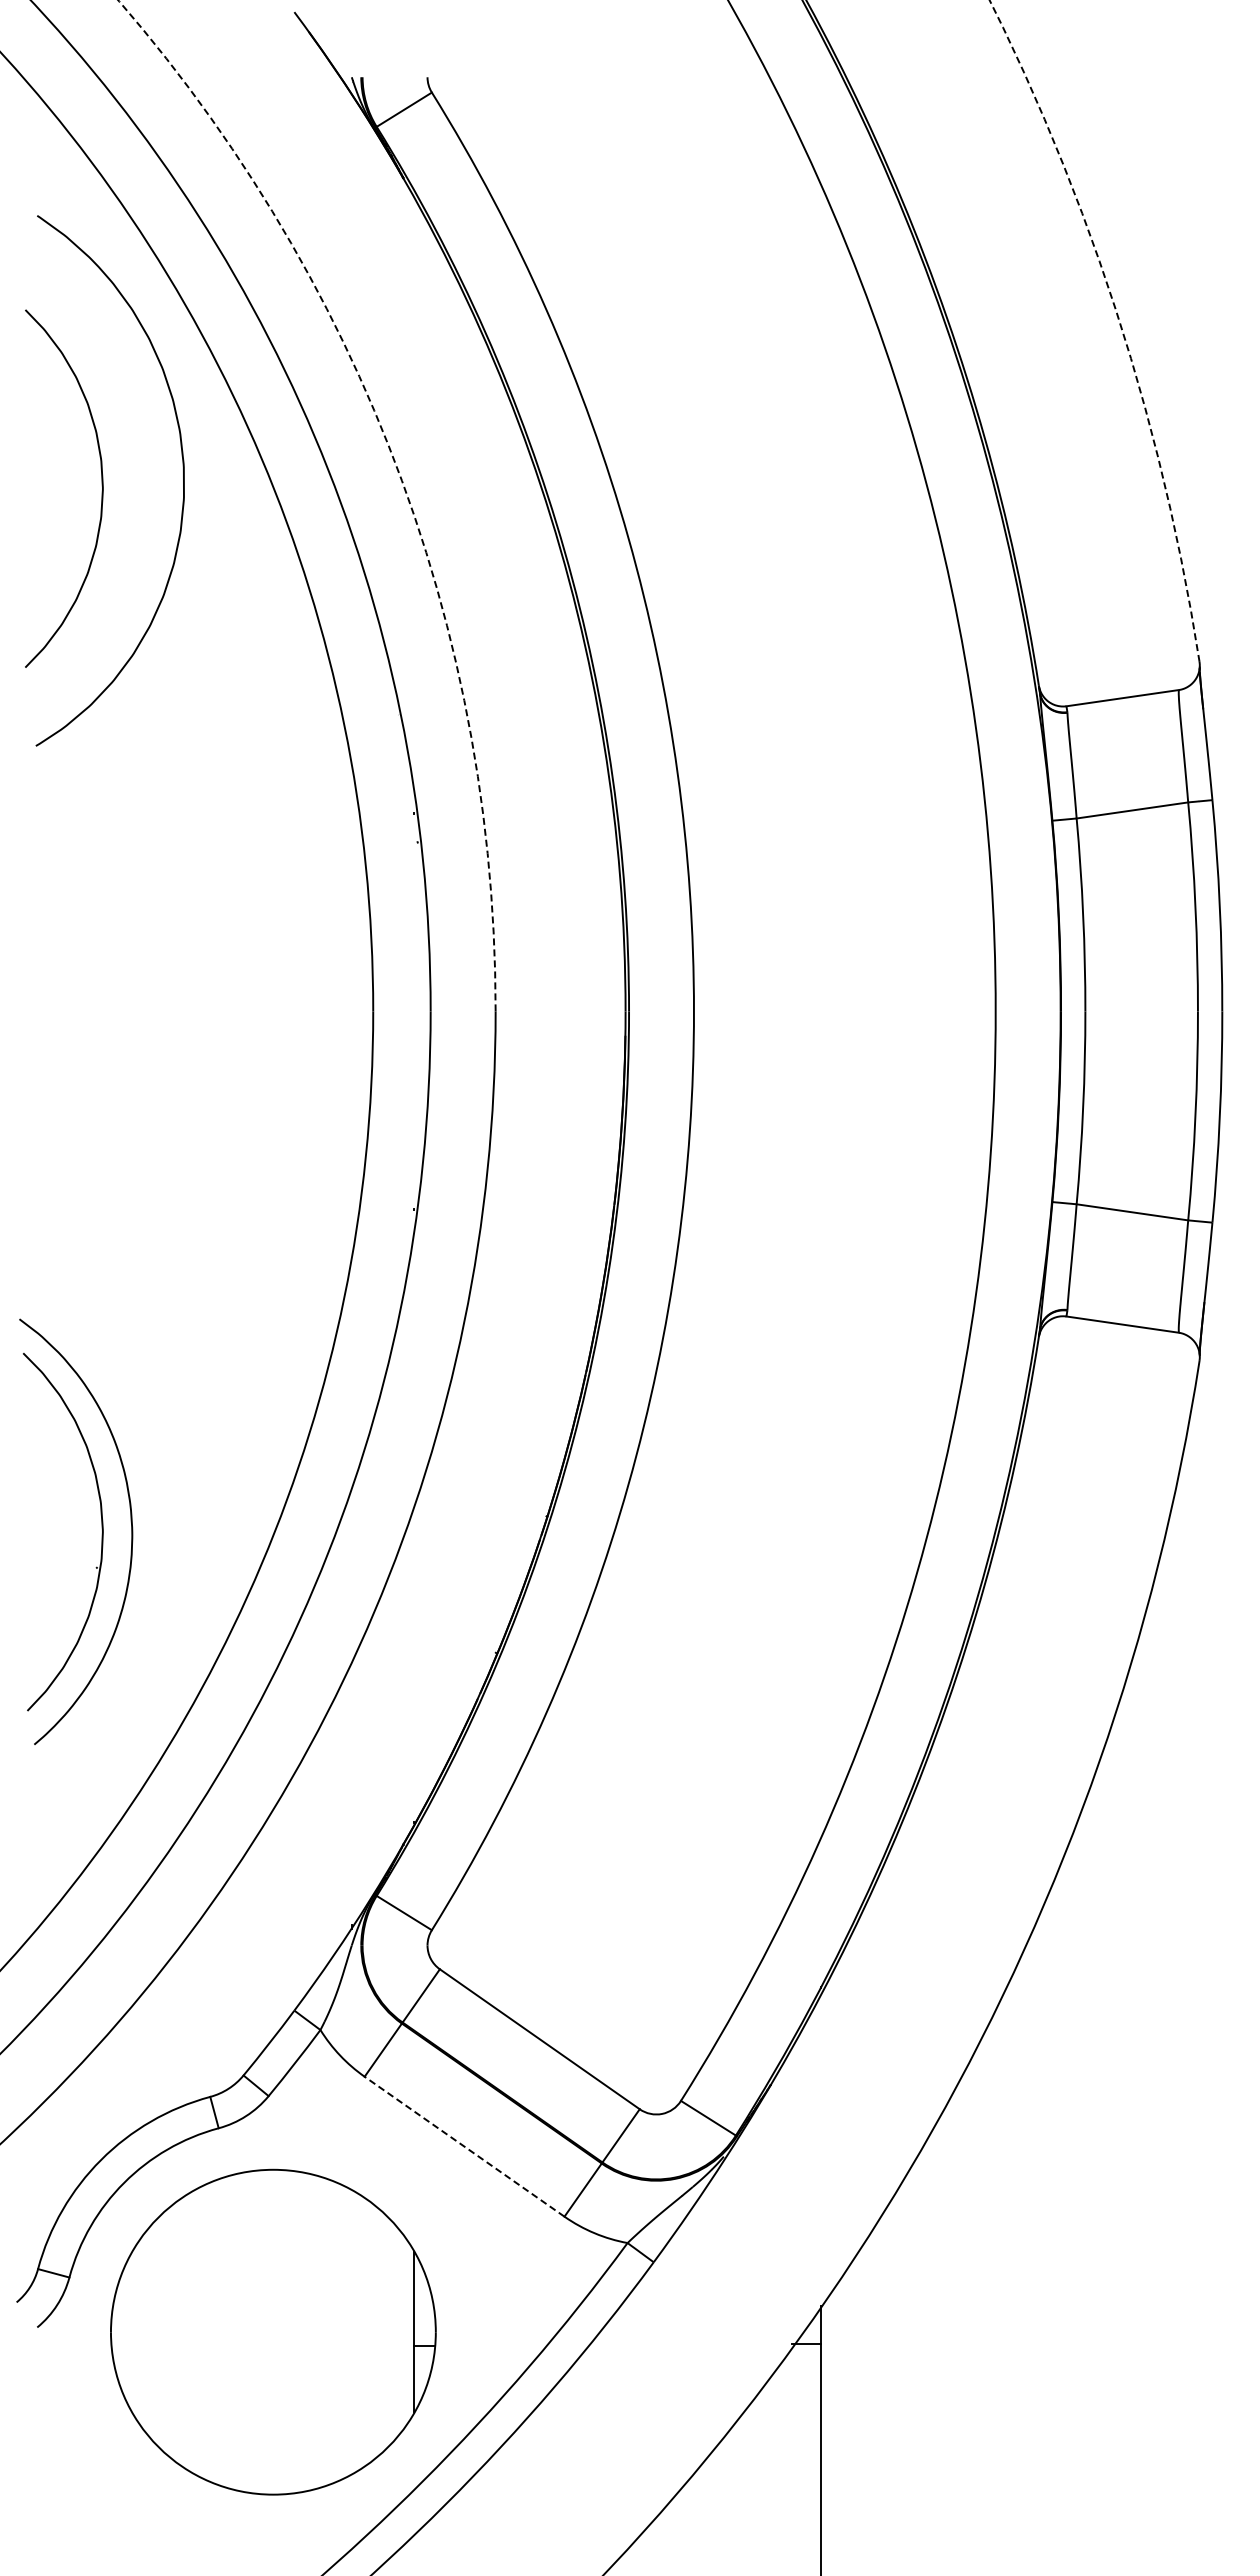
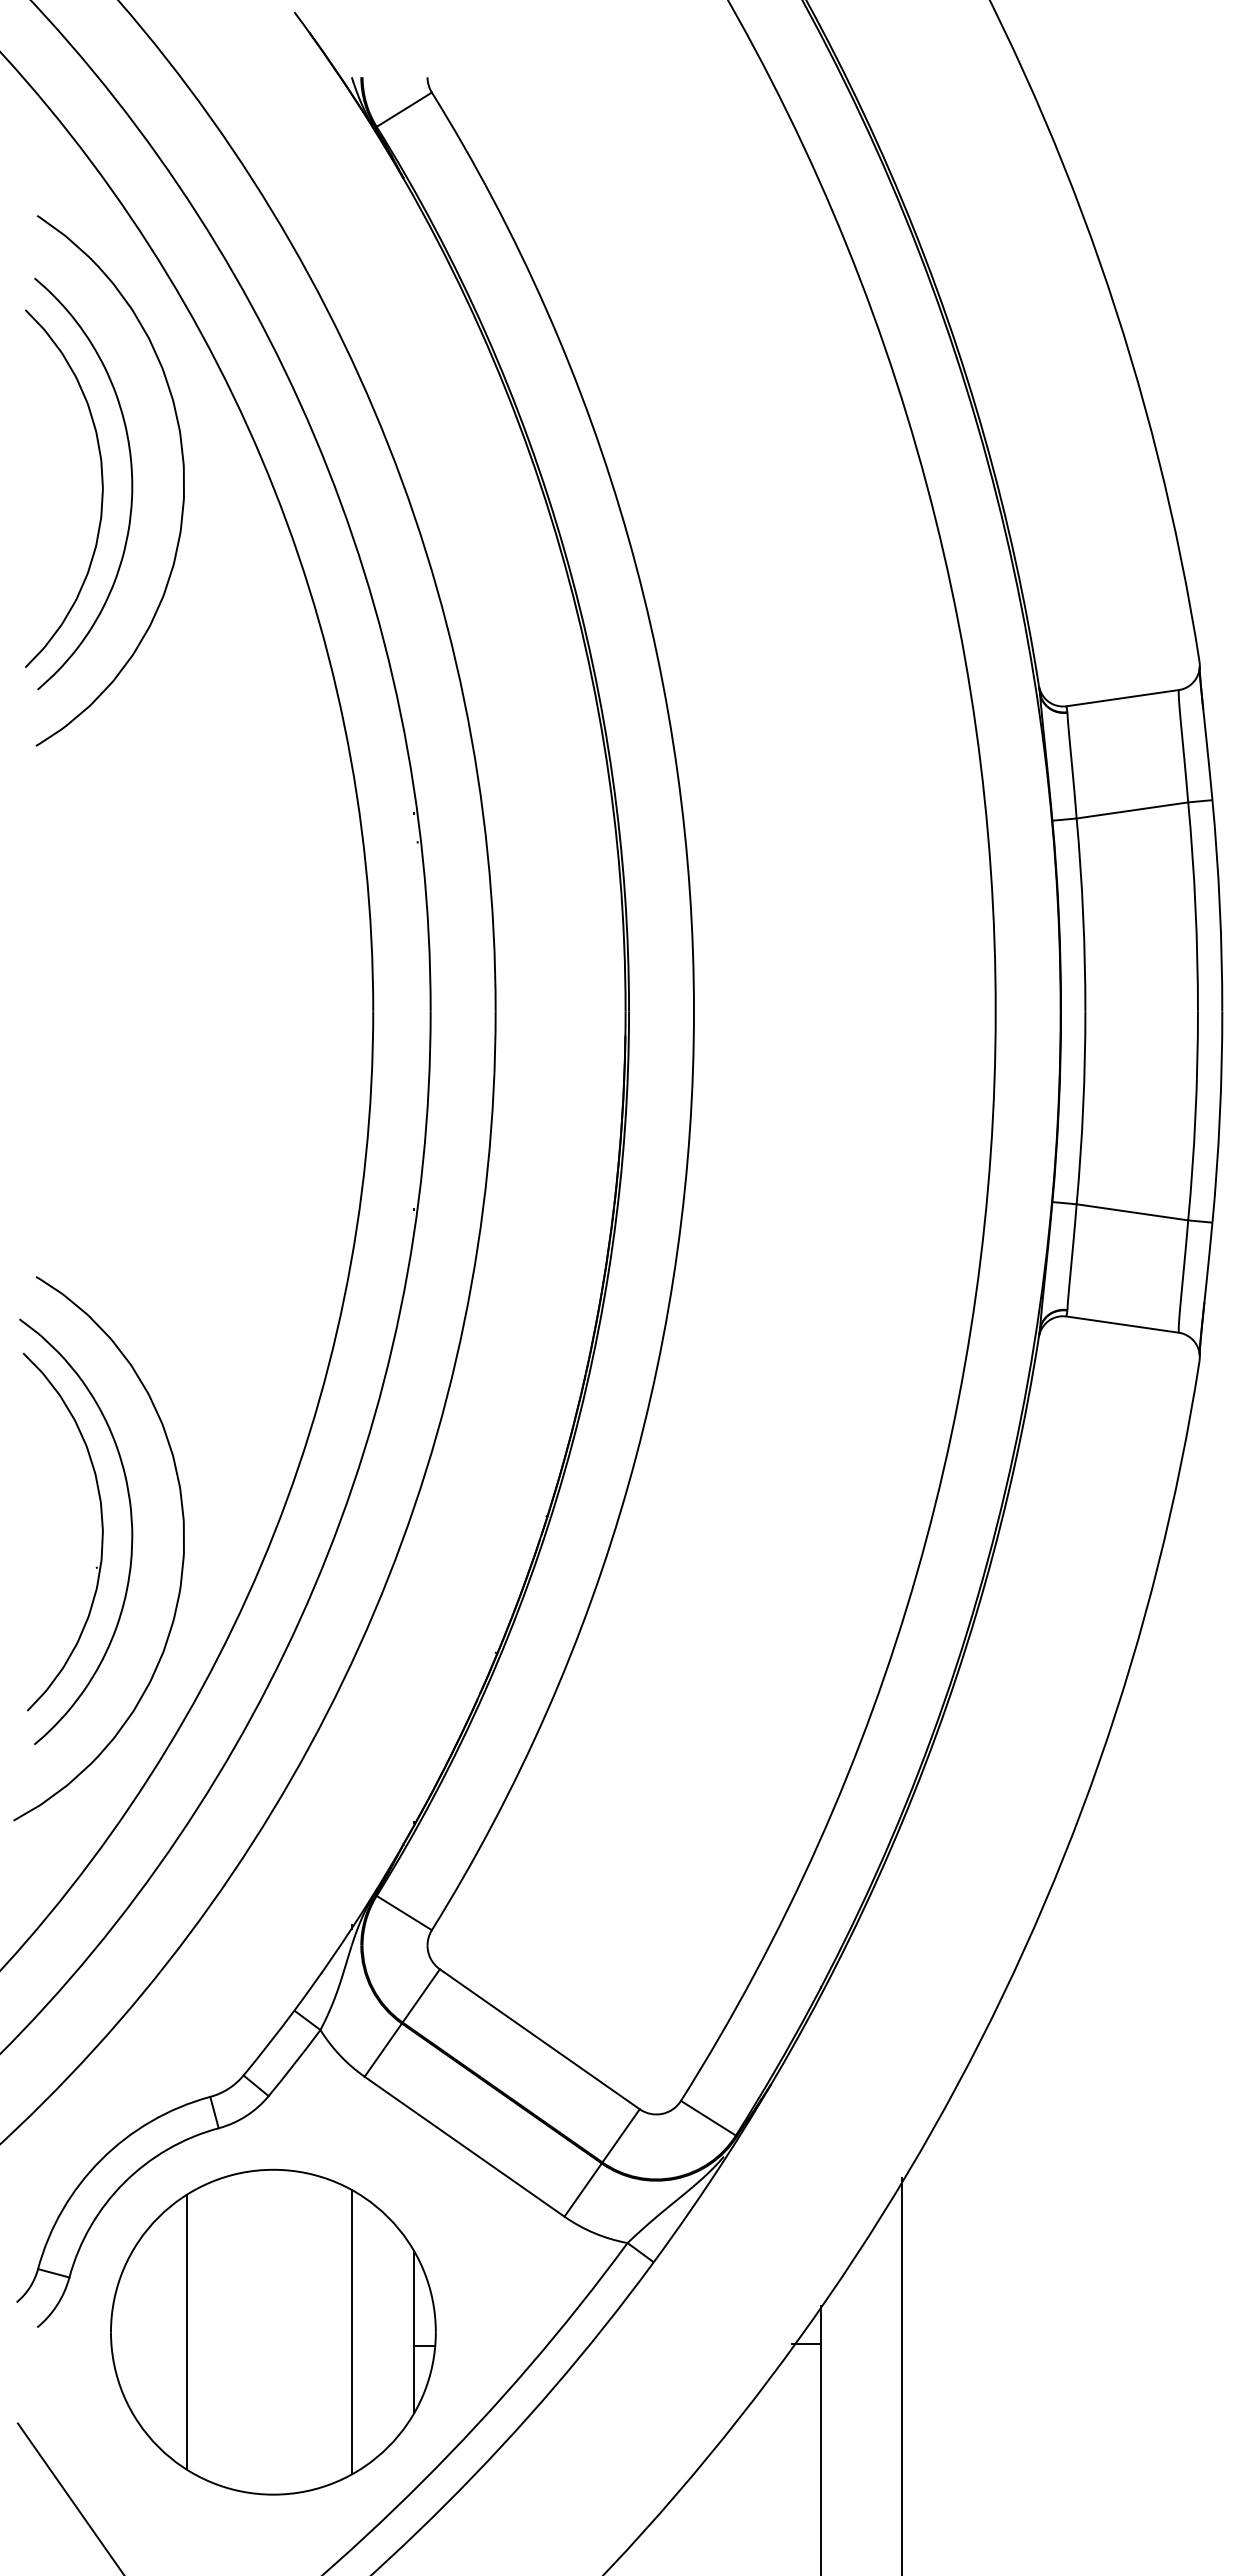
arc: dashed -> solid (1119, 322)
arc: dashed -> solid (397, 469)
curve: none -> present (131, 483)
curve: none -> present (182, 1555)
line: dashed -> solid (464, 2146)
line: none -> present (187, 2331)
line: none -> present (351, 2332)
line: none -> present (901, 2374)
line: none -> present (69, 2497)
